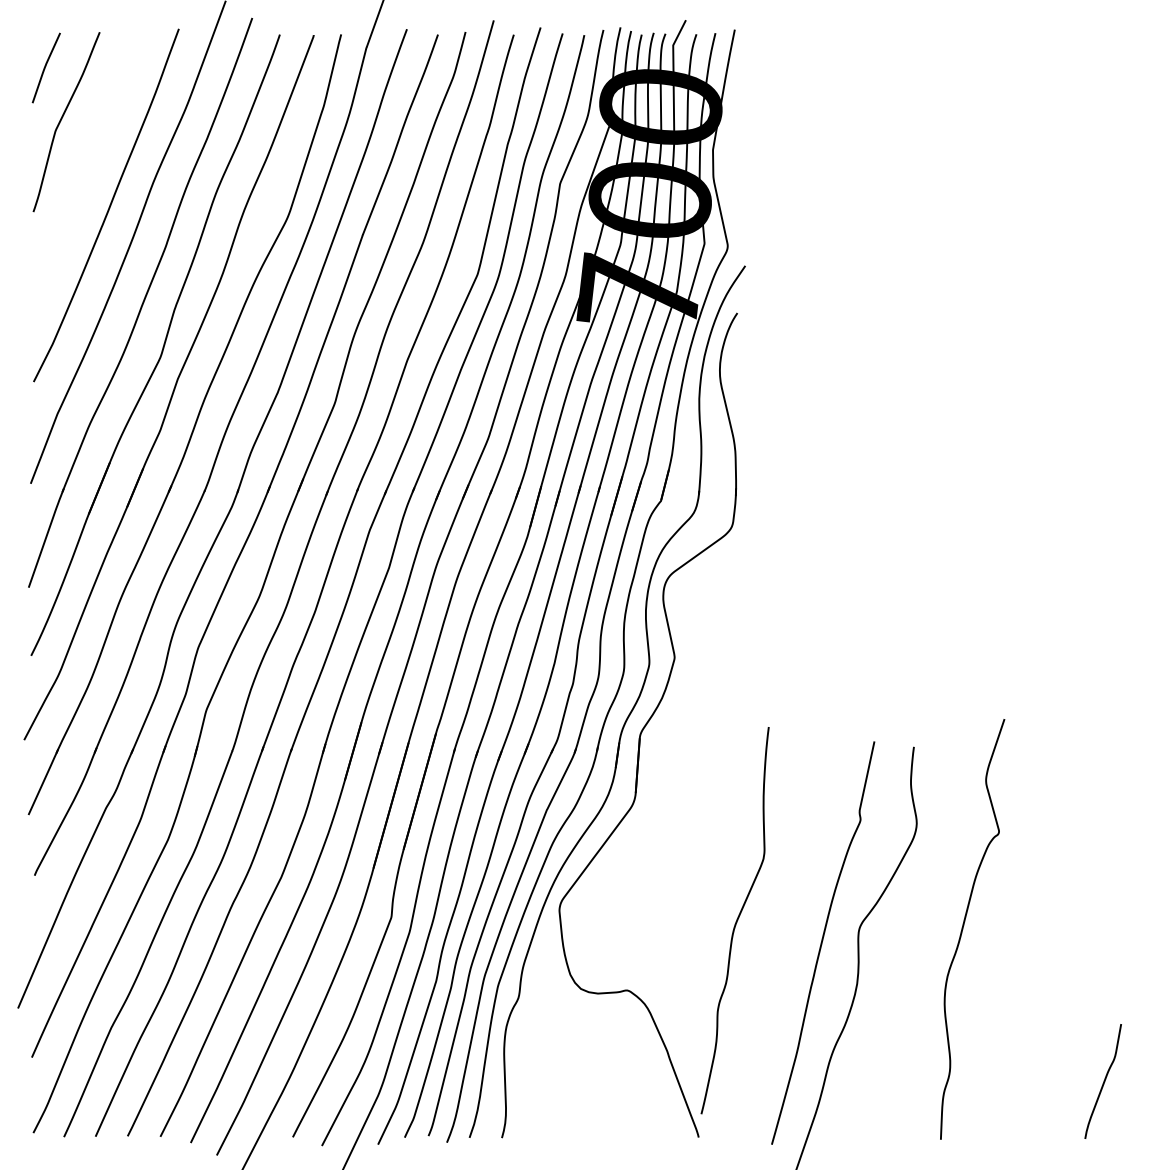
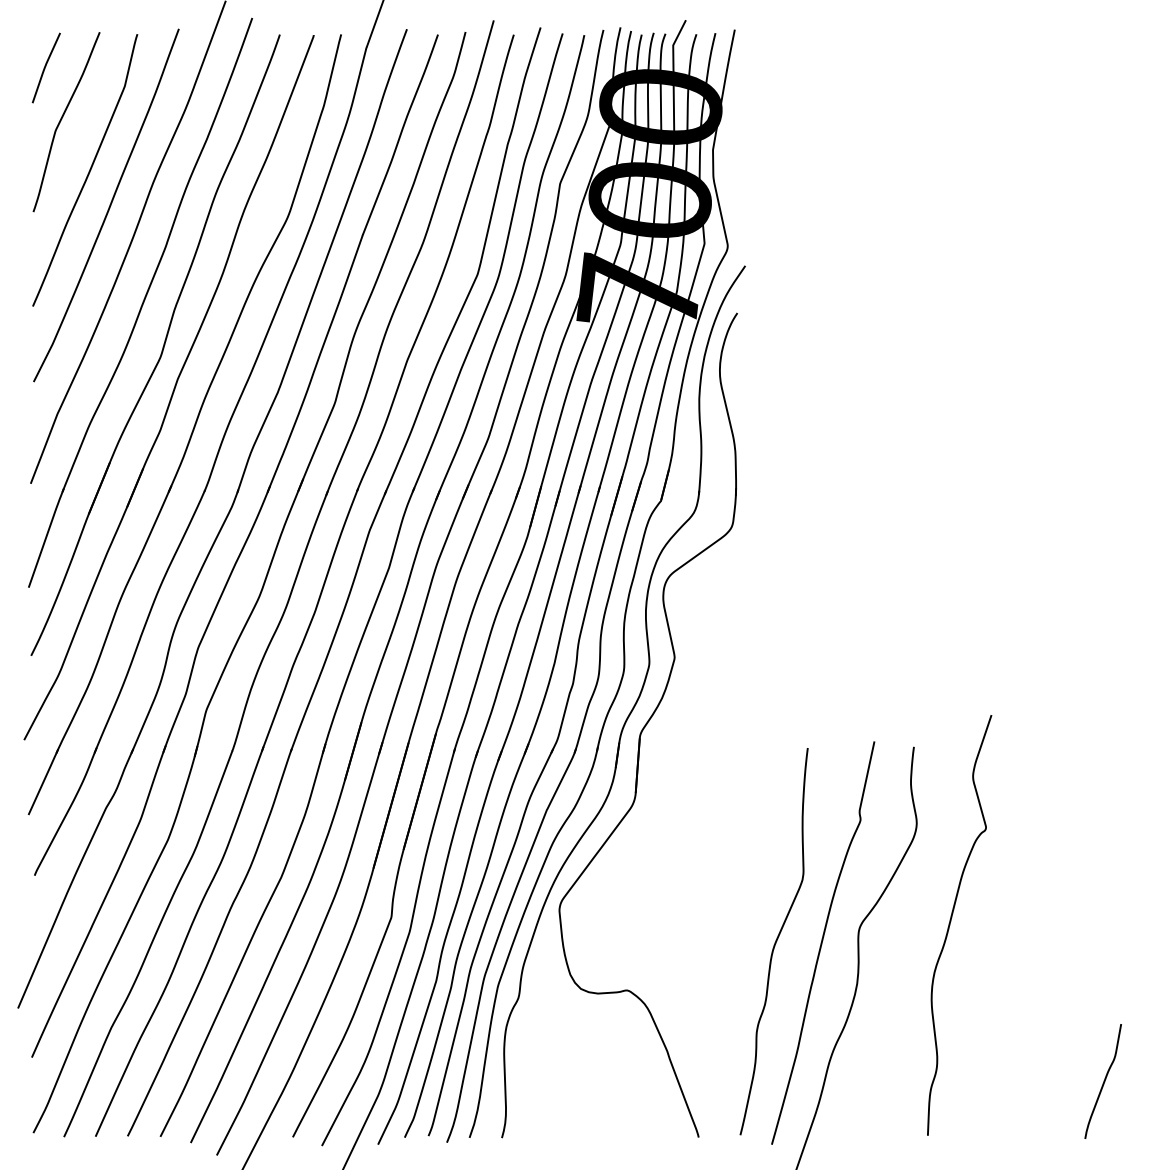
curve: none -> present (88, 171)
curve position: (735, 921) -> (774, 942) (774, 942)
curve position: (964, 925) -> (951, 921) (951, 921)
